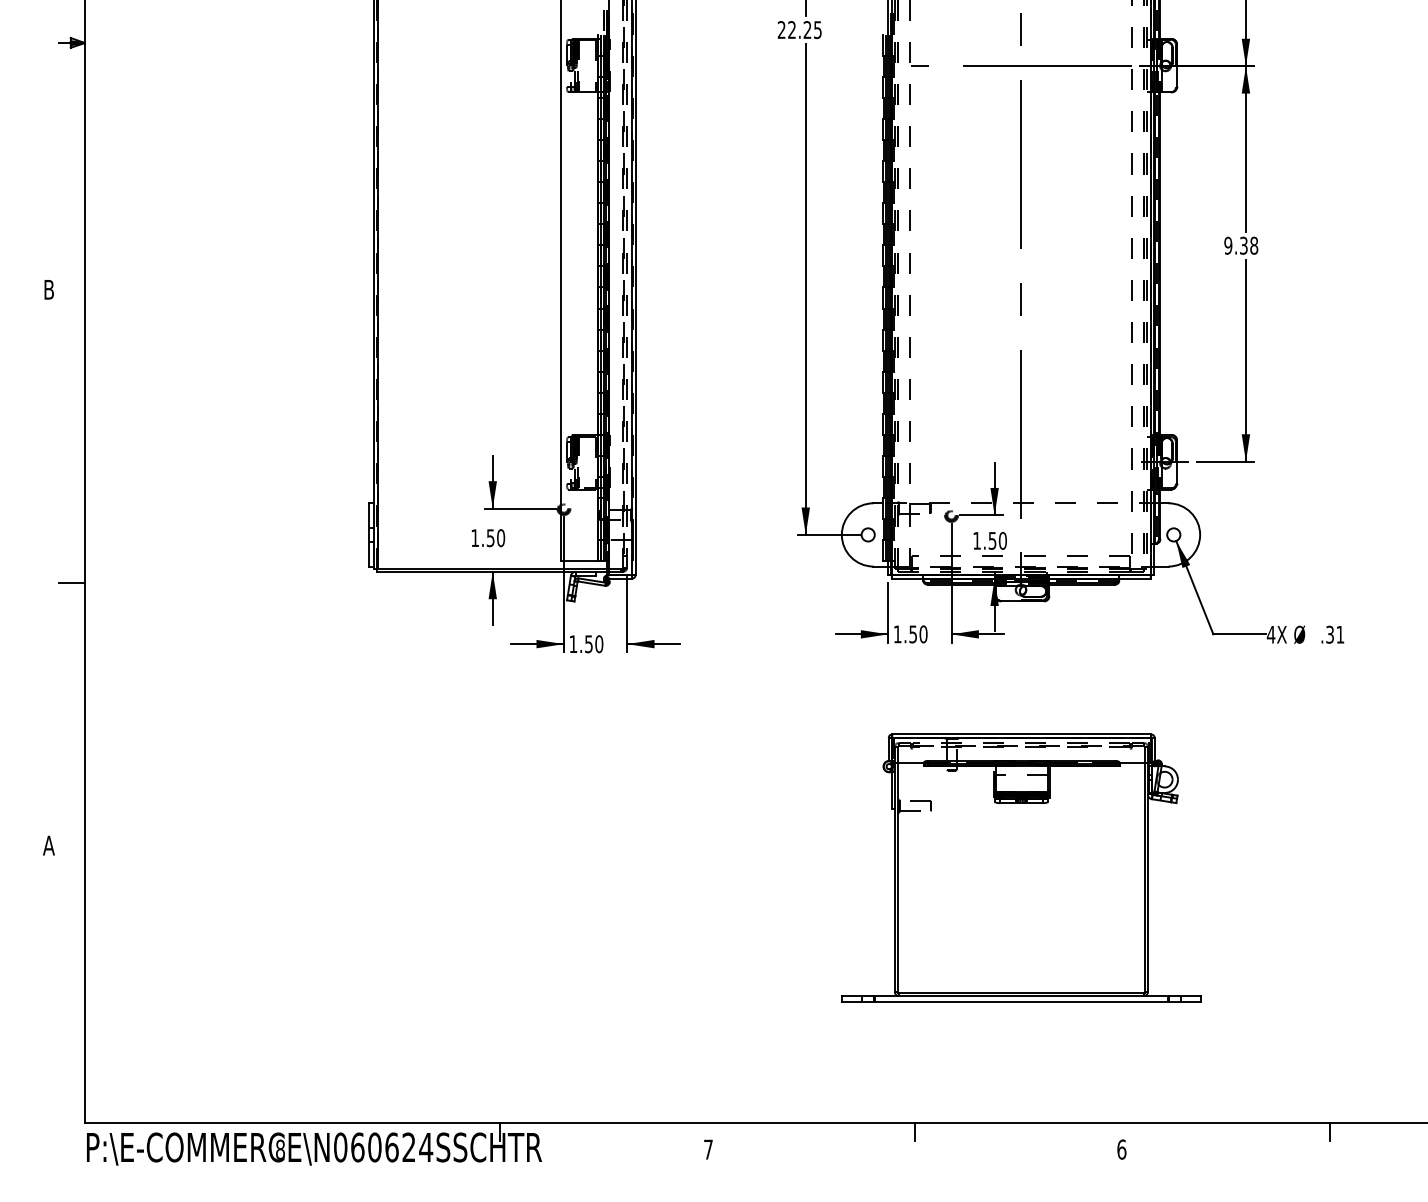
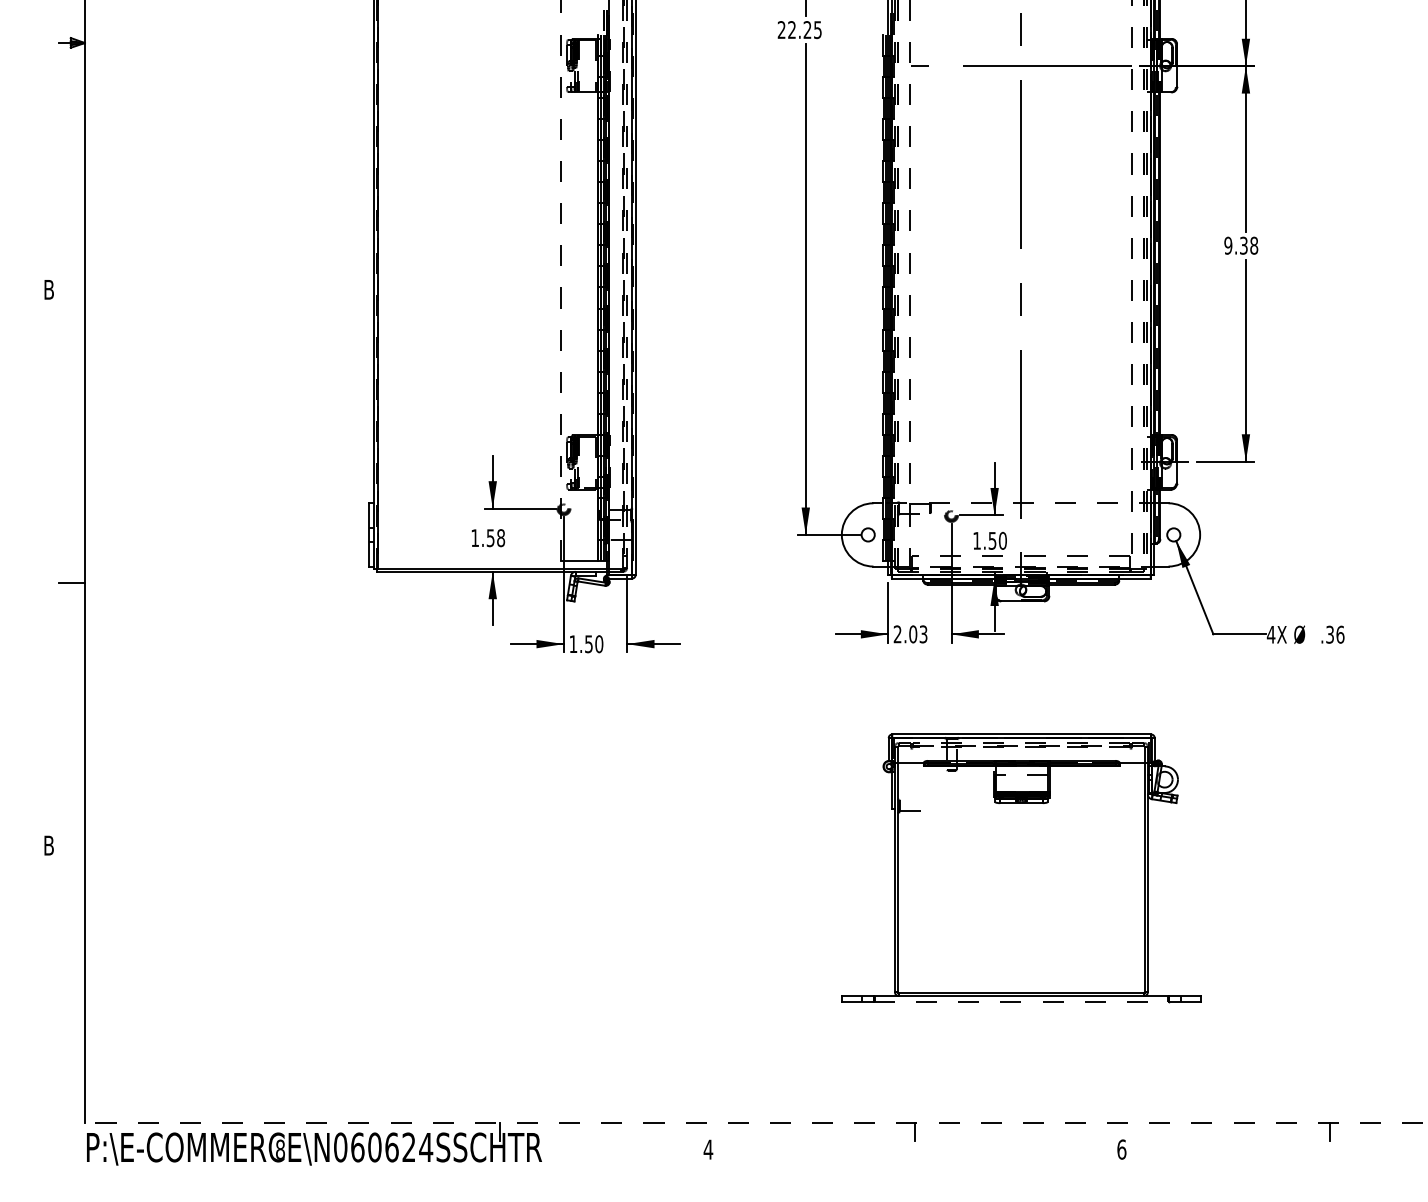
line: solid -> dashed (561, 281)
text: 1.50 -> 1.58 (501, 537)
text: 1.50 -> 2.03 (910, 634)
text: .31 -> .36 (1340, 634)
part: present -> none (920, 805)
text: A -> B (48, 845)
line: solid -> dashed (1021, 1001)
line: solid -> dashed (755, 1123)
text: 7 -> 4 (708, 1149)
